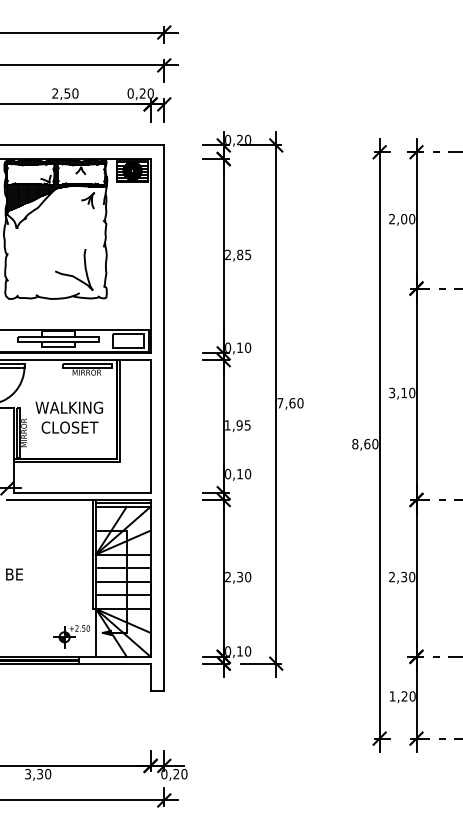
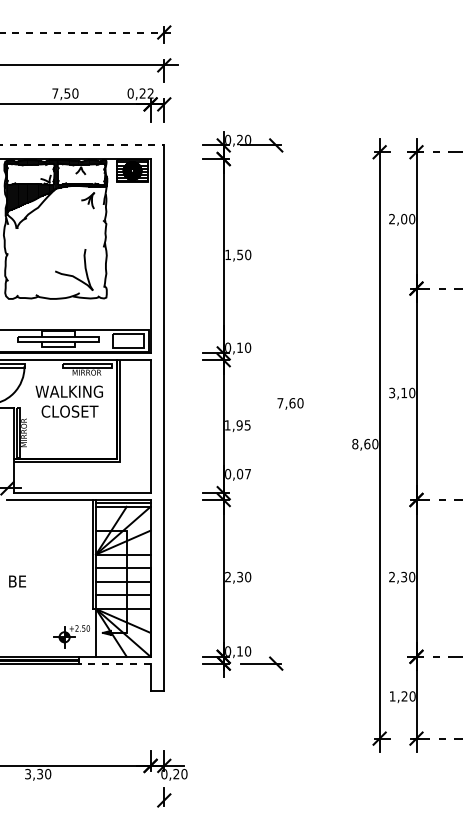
line: solid -> dashed (88, 32)
text: 2,50 -> 7,50 (55, 93)
text: 0,20 -> 0,22 (150, 93)
line: solid -> dashed (82, 145)
text: 2,85 -> 1,50 (238, 254)
line: present -> none (276, 404)
text position: (68, 417) -> (68, 401) (68, 401)
text: 0,10 -> 0,07 (244, 474)
text position: (14, 574) -> (17, 581) (17, 581)
line: solid -> dashed (114, 663)
line: present -> none (89, 800)
